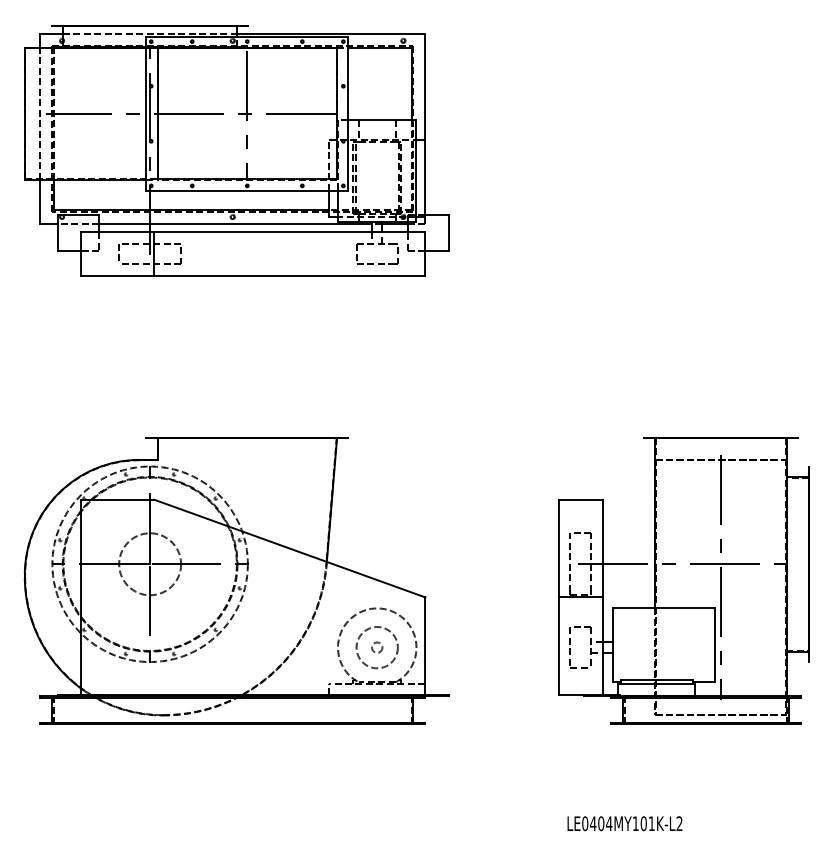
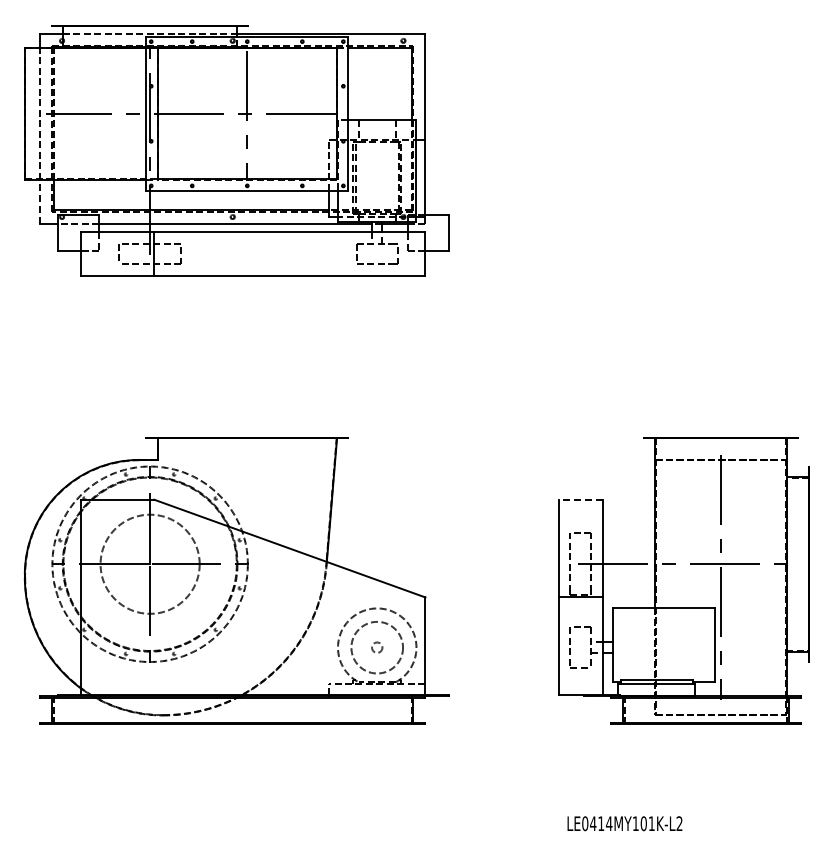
line: solid -> dashed (40, 201)
line: solid -> dashed (580, 499)
circle diameter: 62 px -> 99 px (149, 563)
circle diameter: 41 px -> 52 px (377, 647)
text: LE0404MY101K-L2 -> LE0414MY101K-L2 (601, 823)
